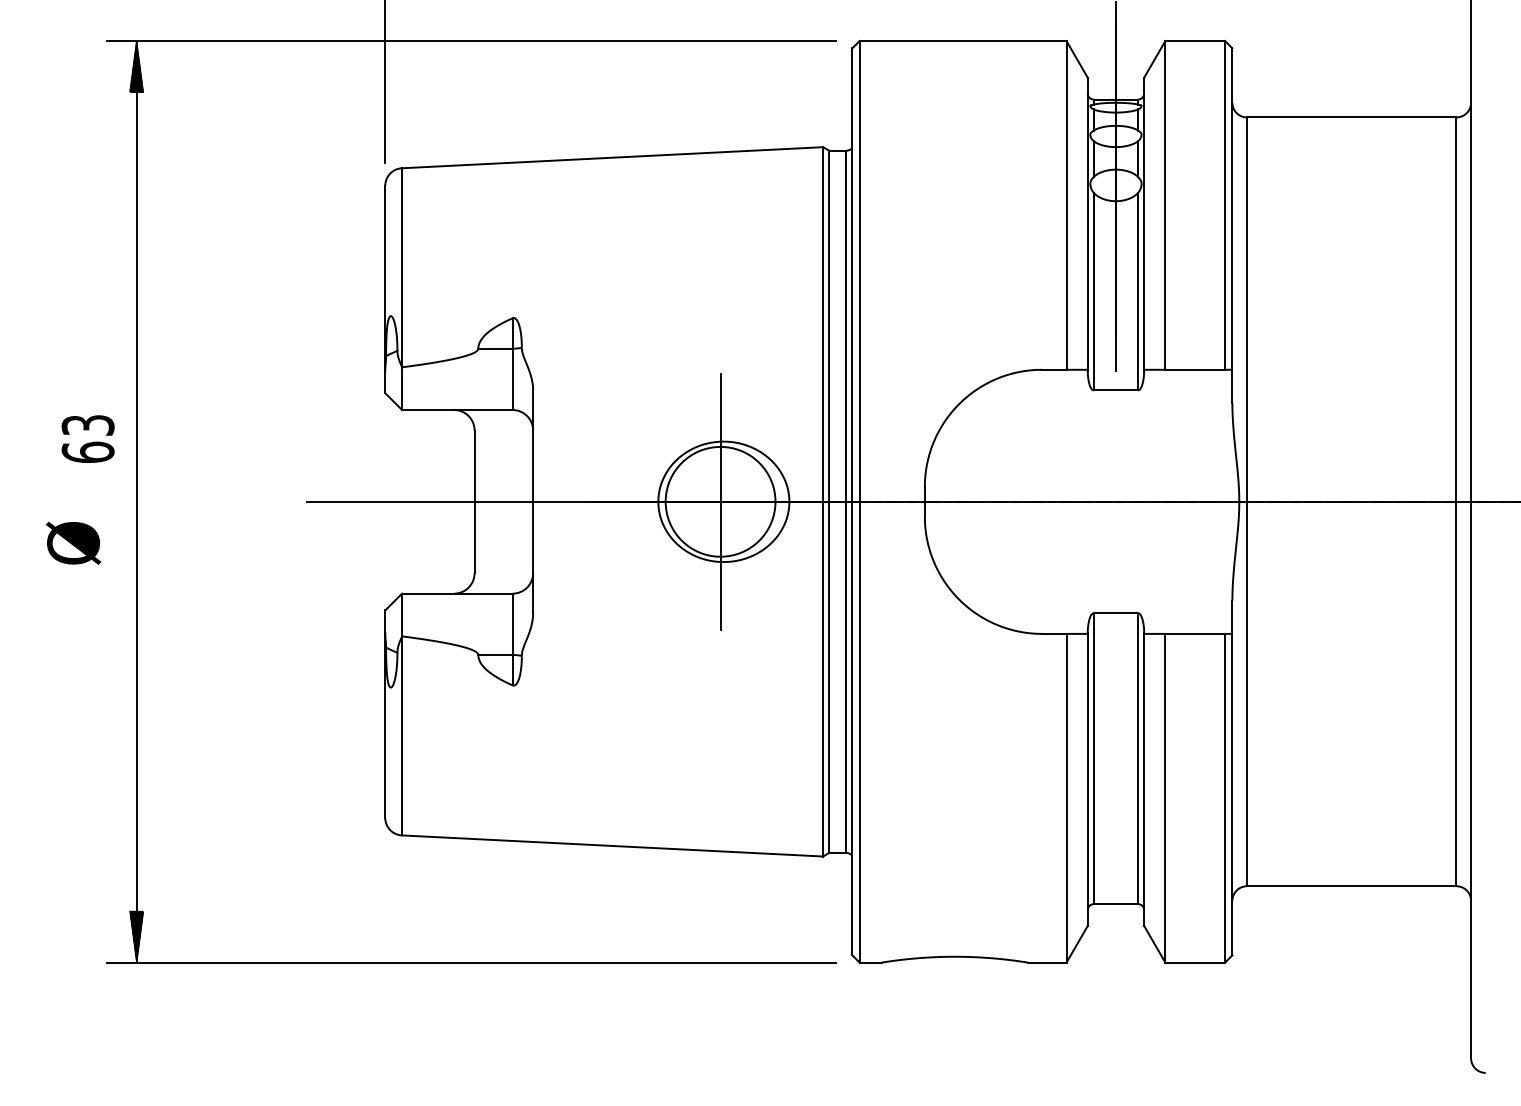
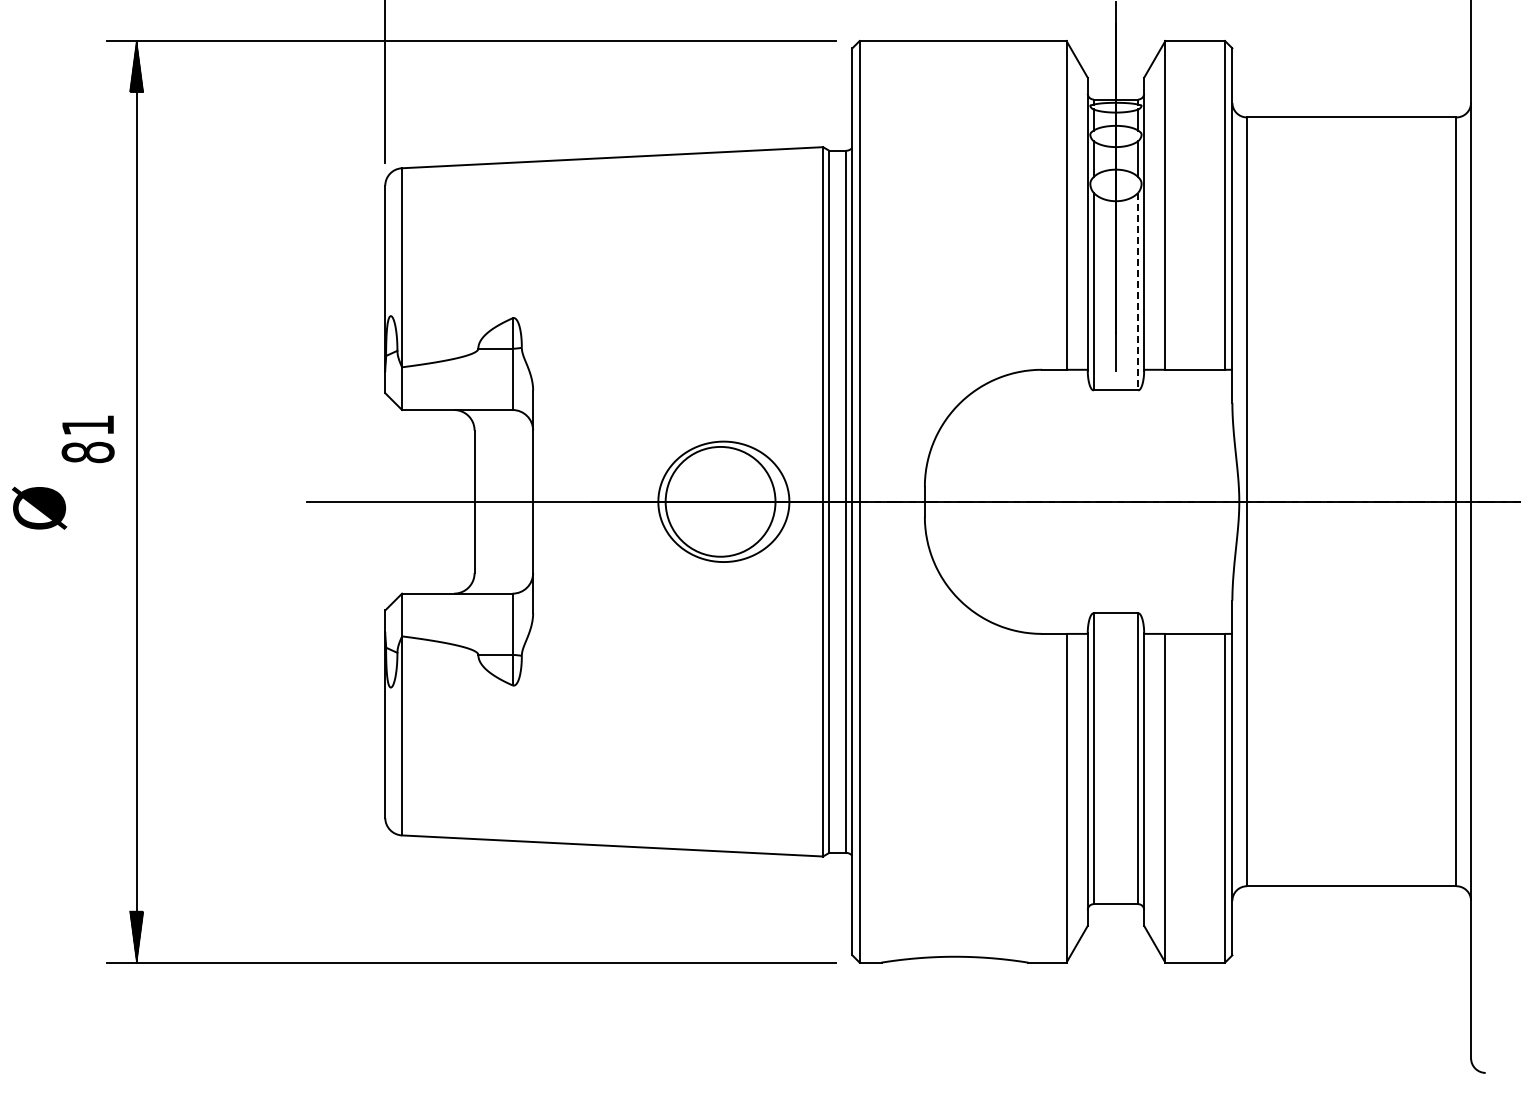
line: solid -> dashed (1138, 291)
text: 63 -> 81 (87, 439)
line: present -> none (720, 501)
text position: (73, 542) -> (39, 507) (39, 507)
